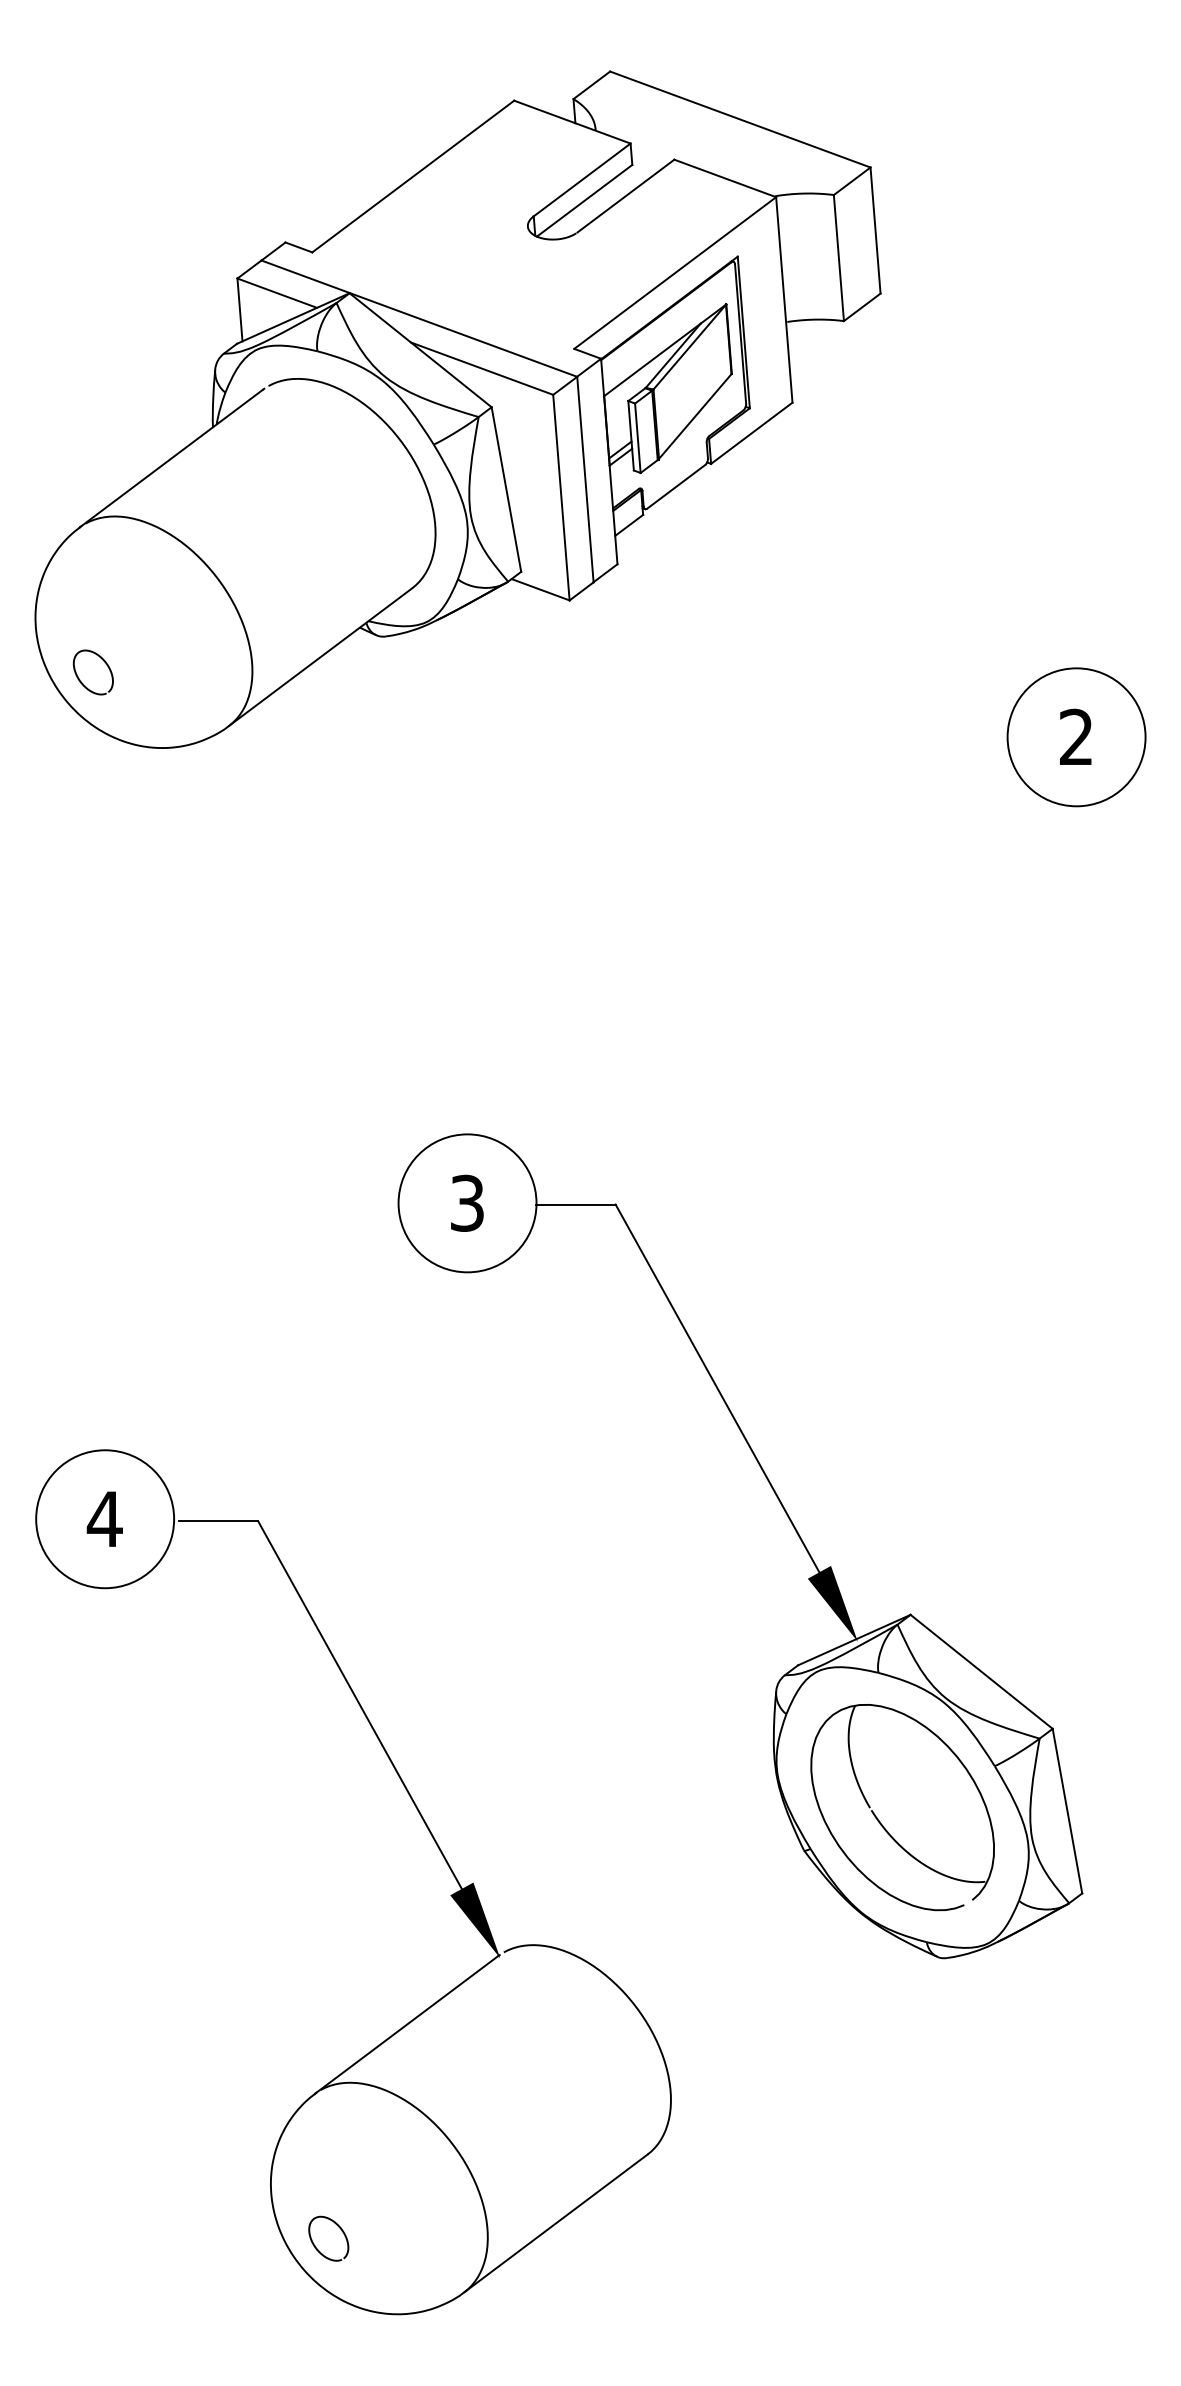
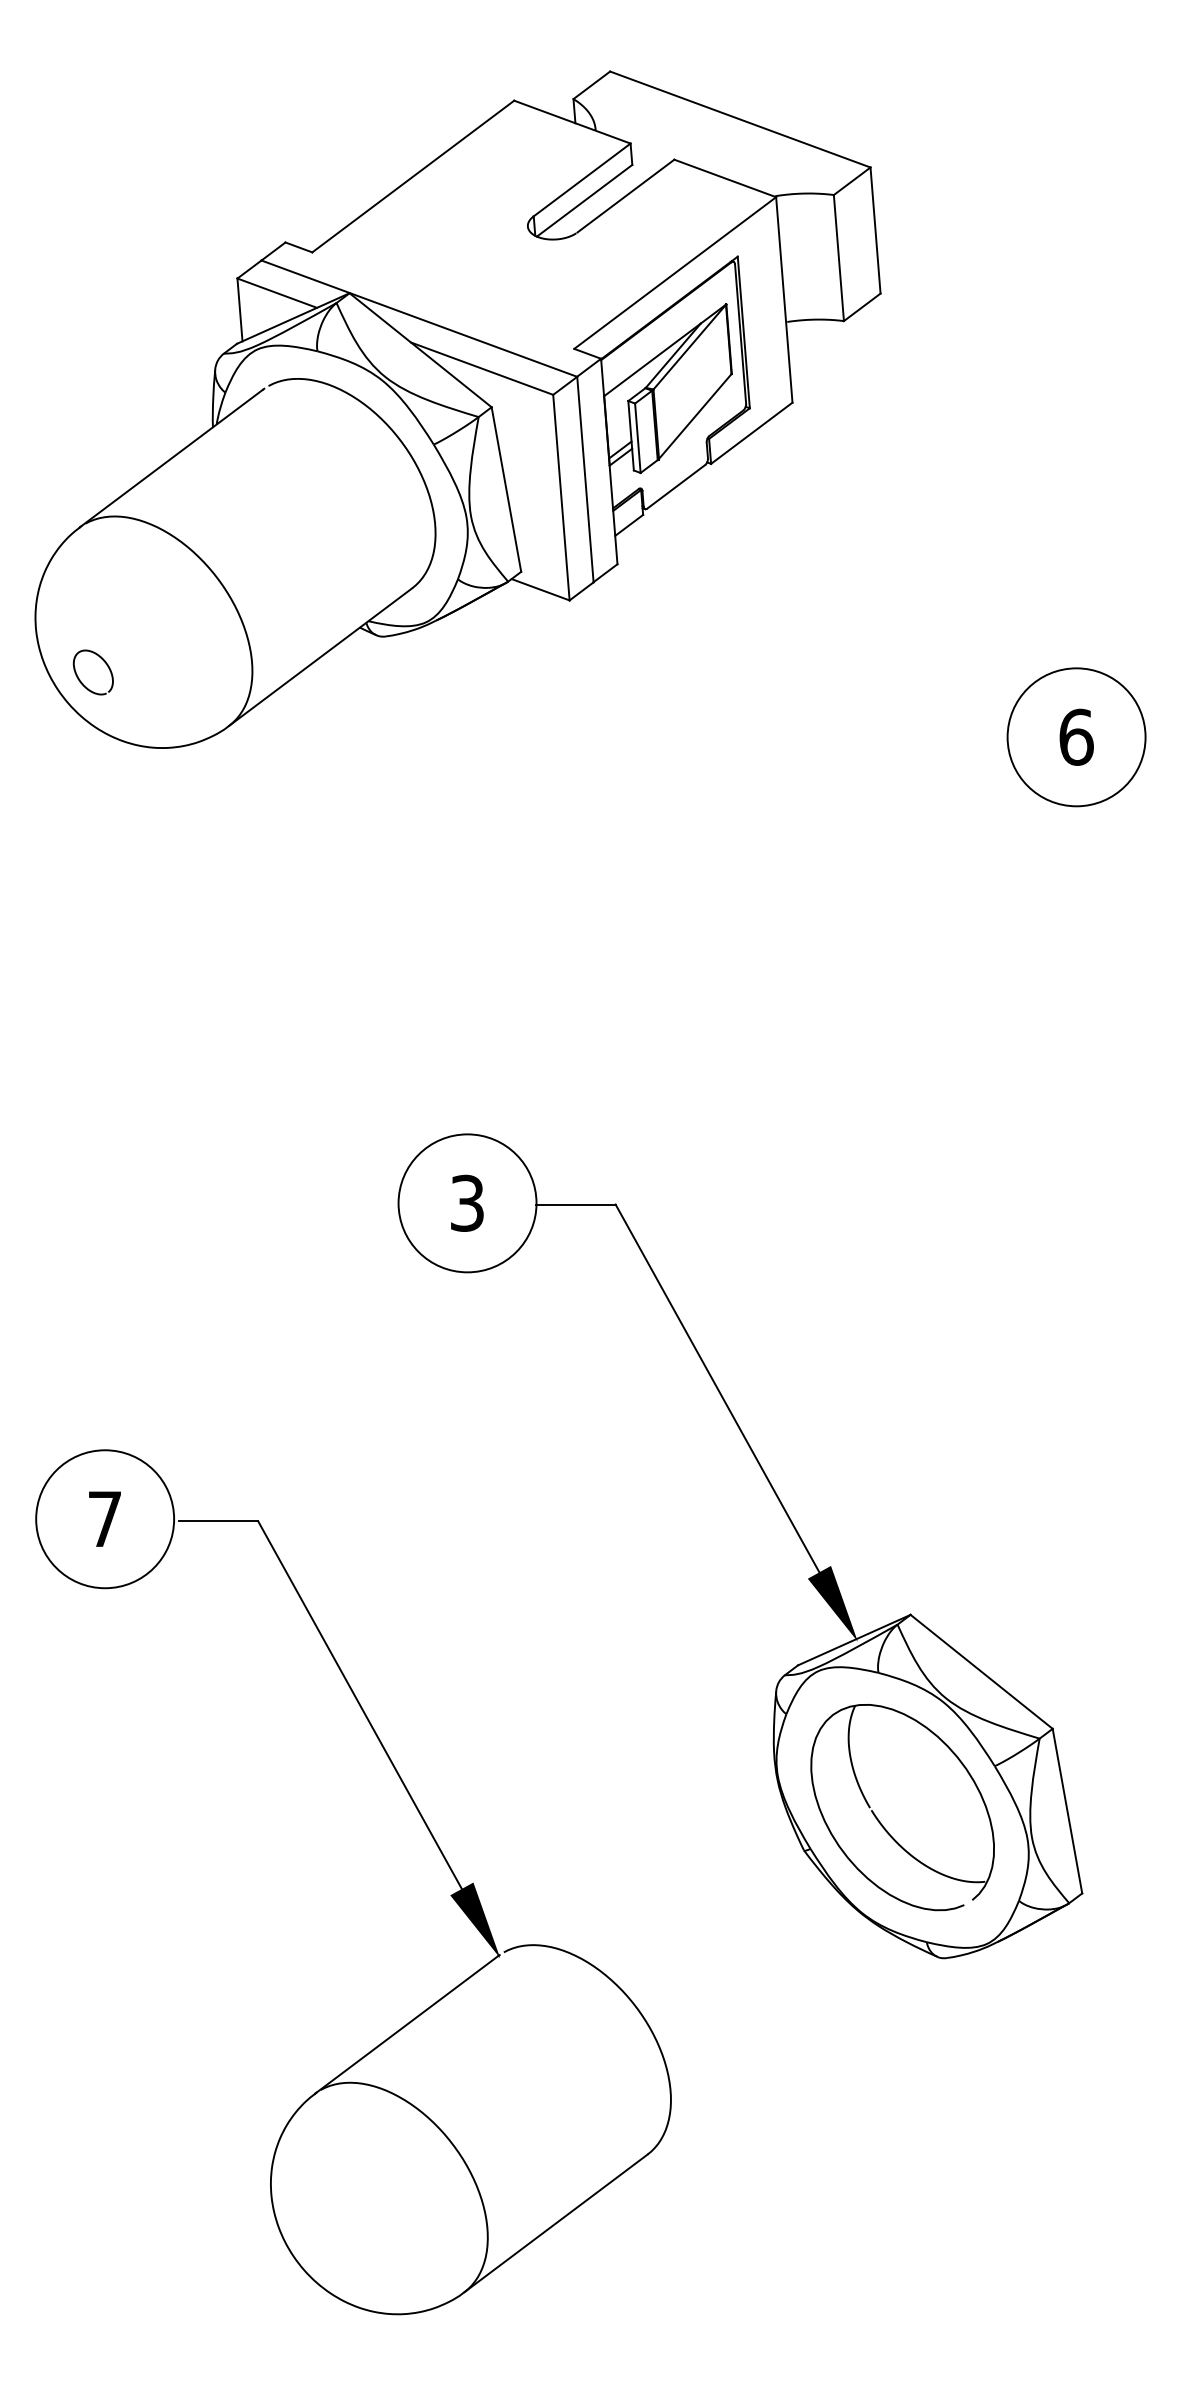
text: 2 -> 6 (1076, 736)
text: 4 -> 7 (104, 1518)
curve: present -> none (341, 2231)
